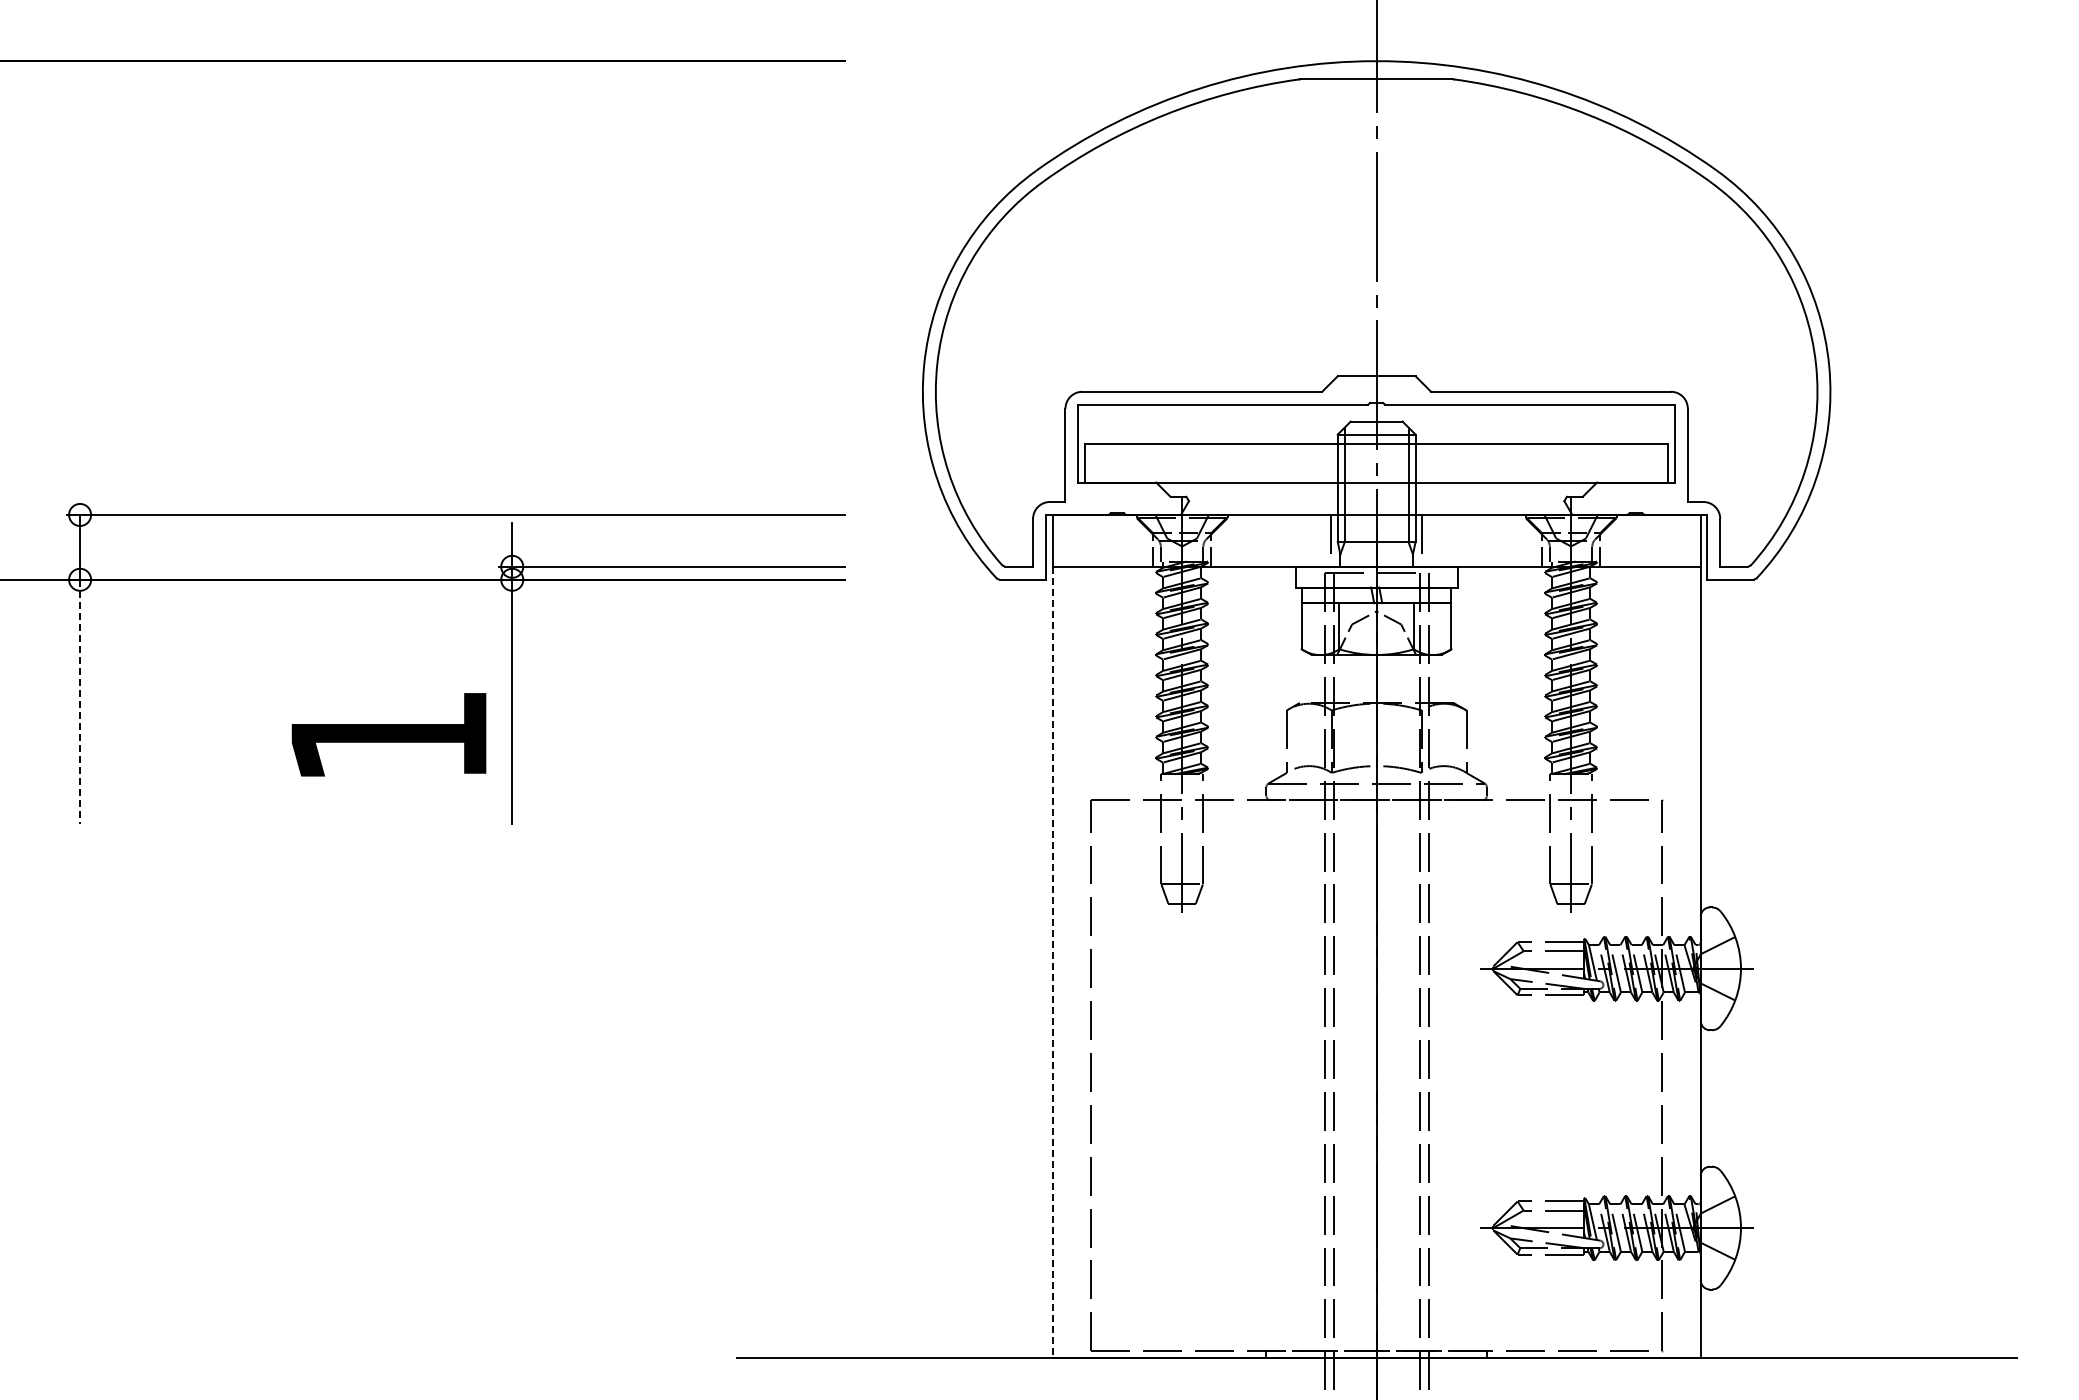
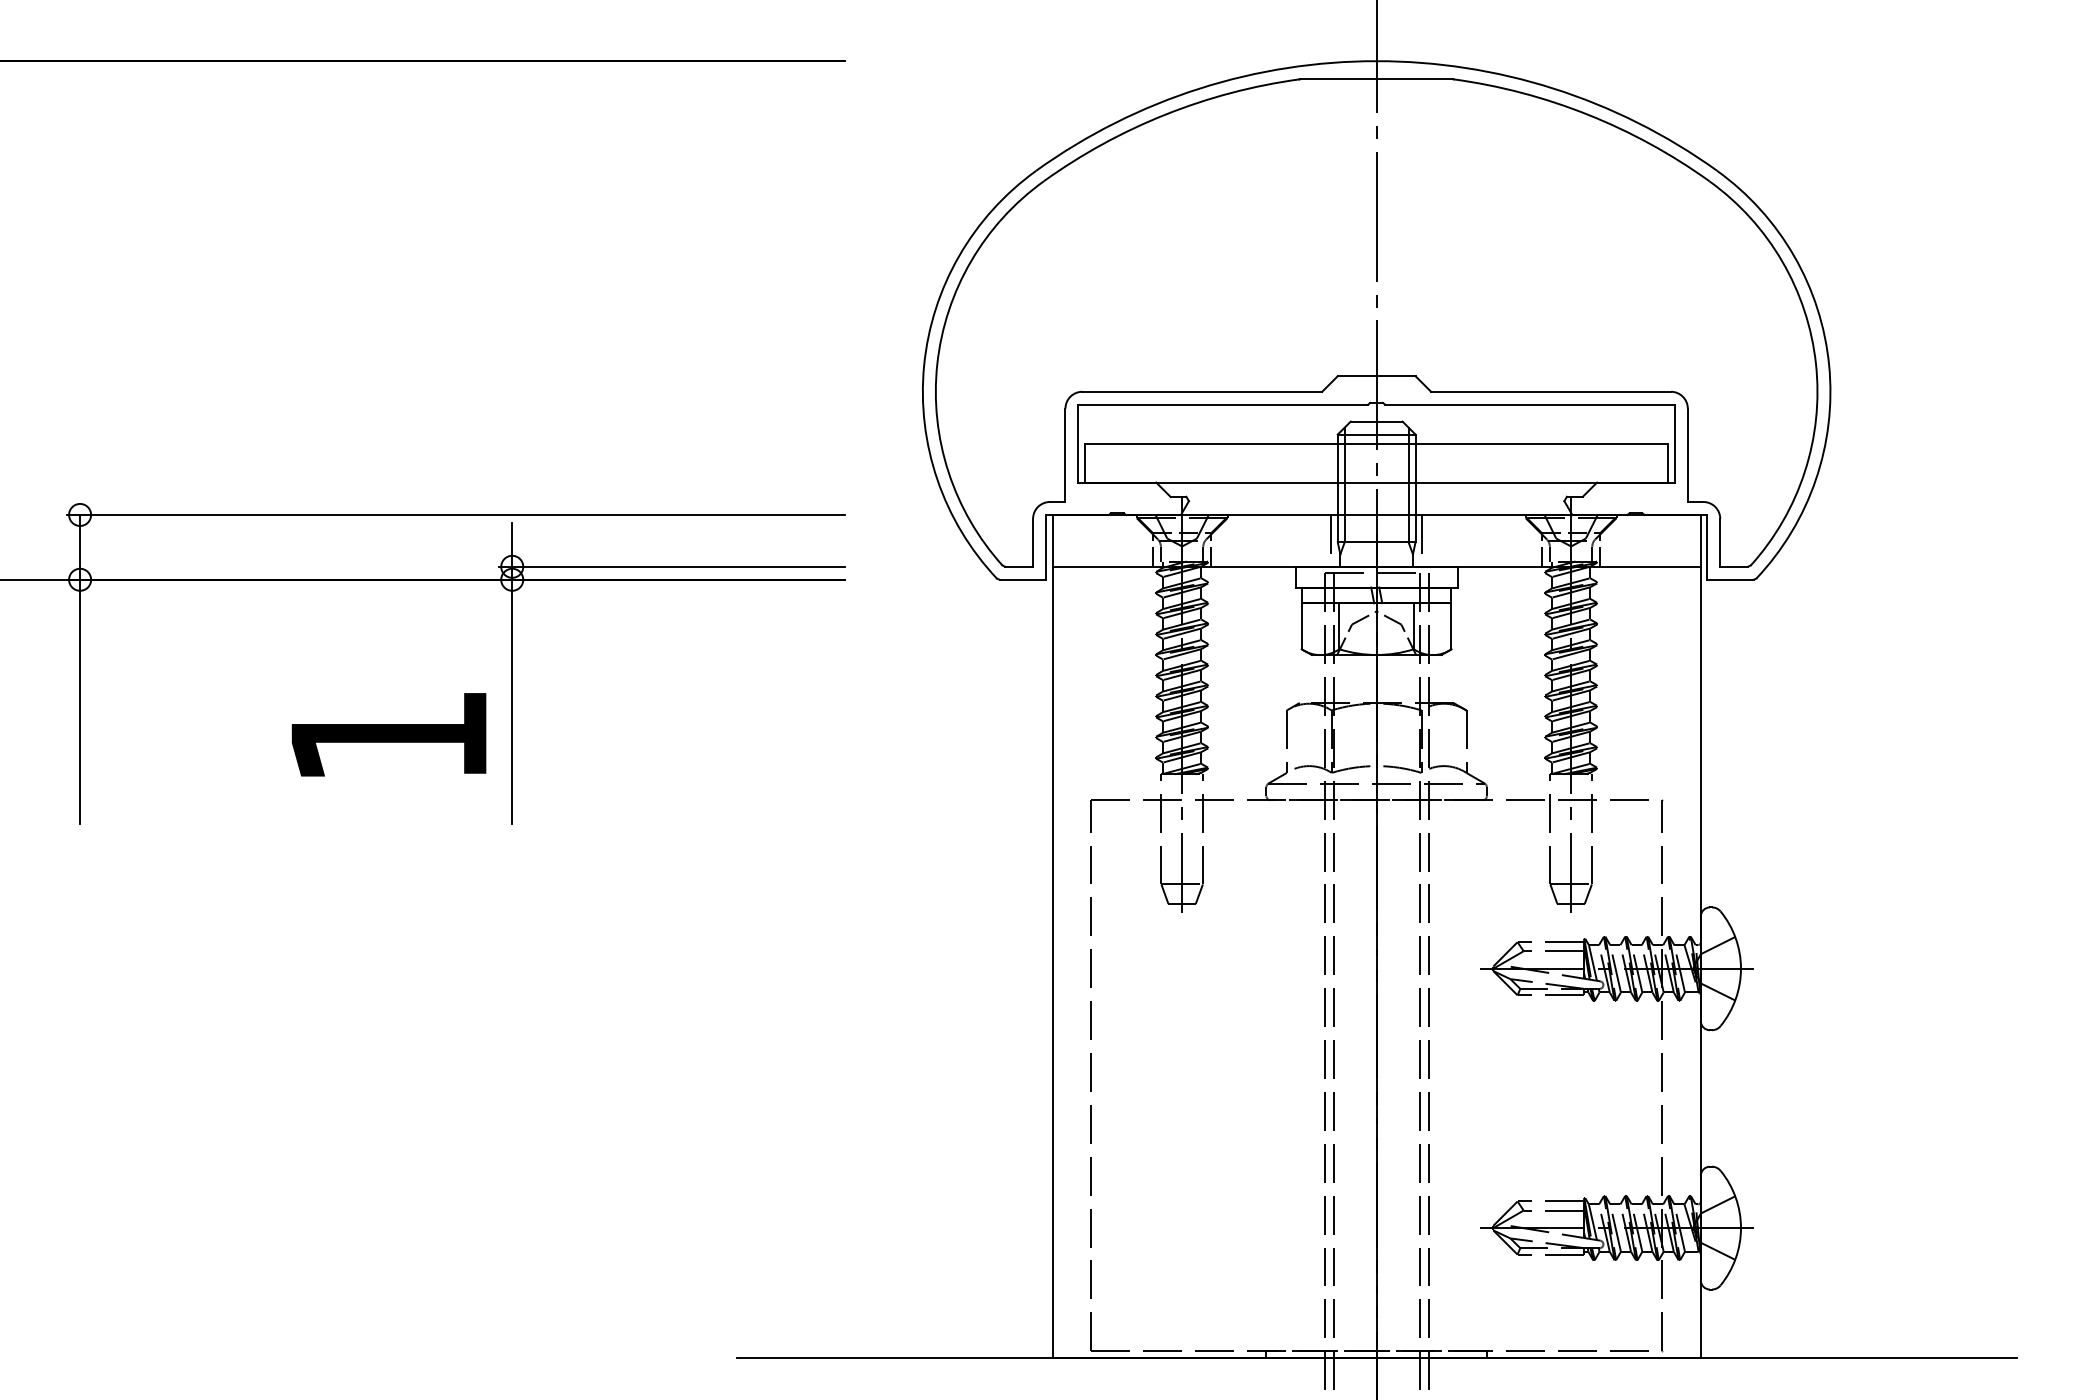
line: dashed -> solid (80, 701)
line: dashed -> solid (1052, 962)
